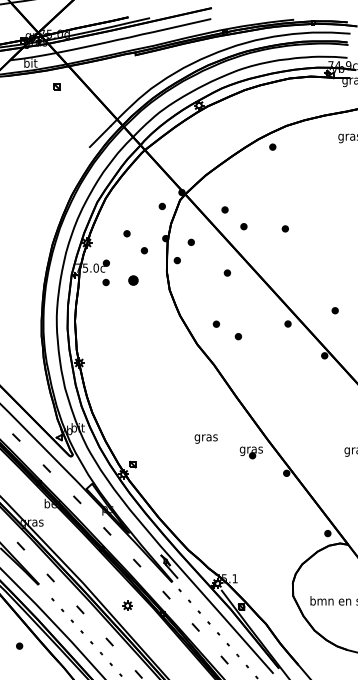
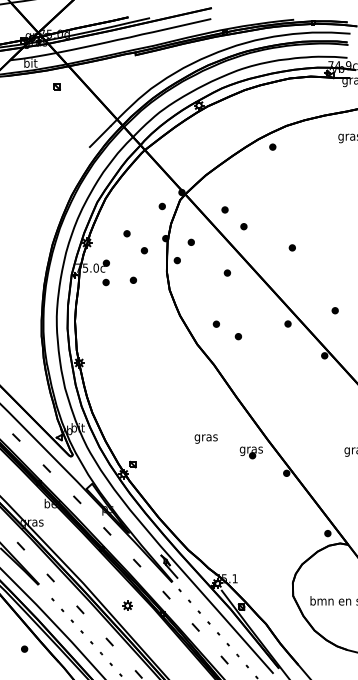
part position: (284, 228) -> (291, 247) (291, 247)
part size: 11x11 px -> 9x8 px (133, 279)
part position: (19, 645) -> (24, 648) (24, 648)
